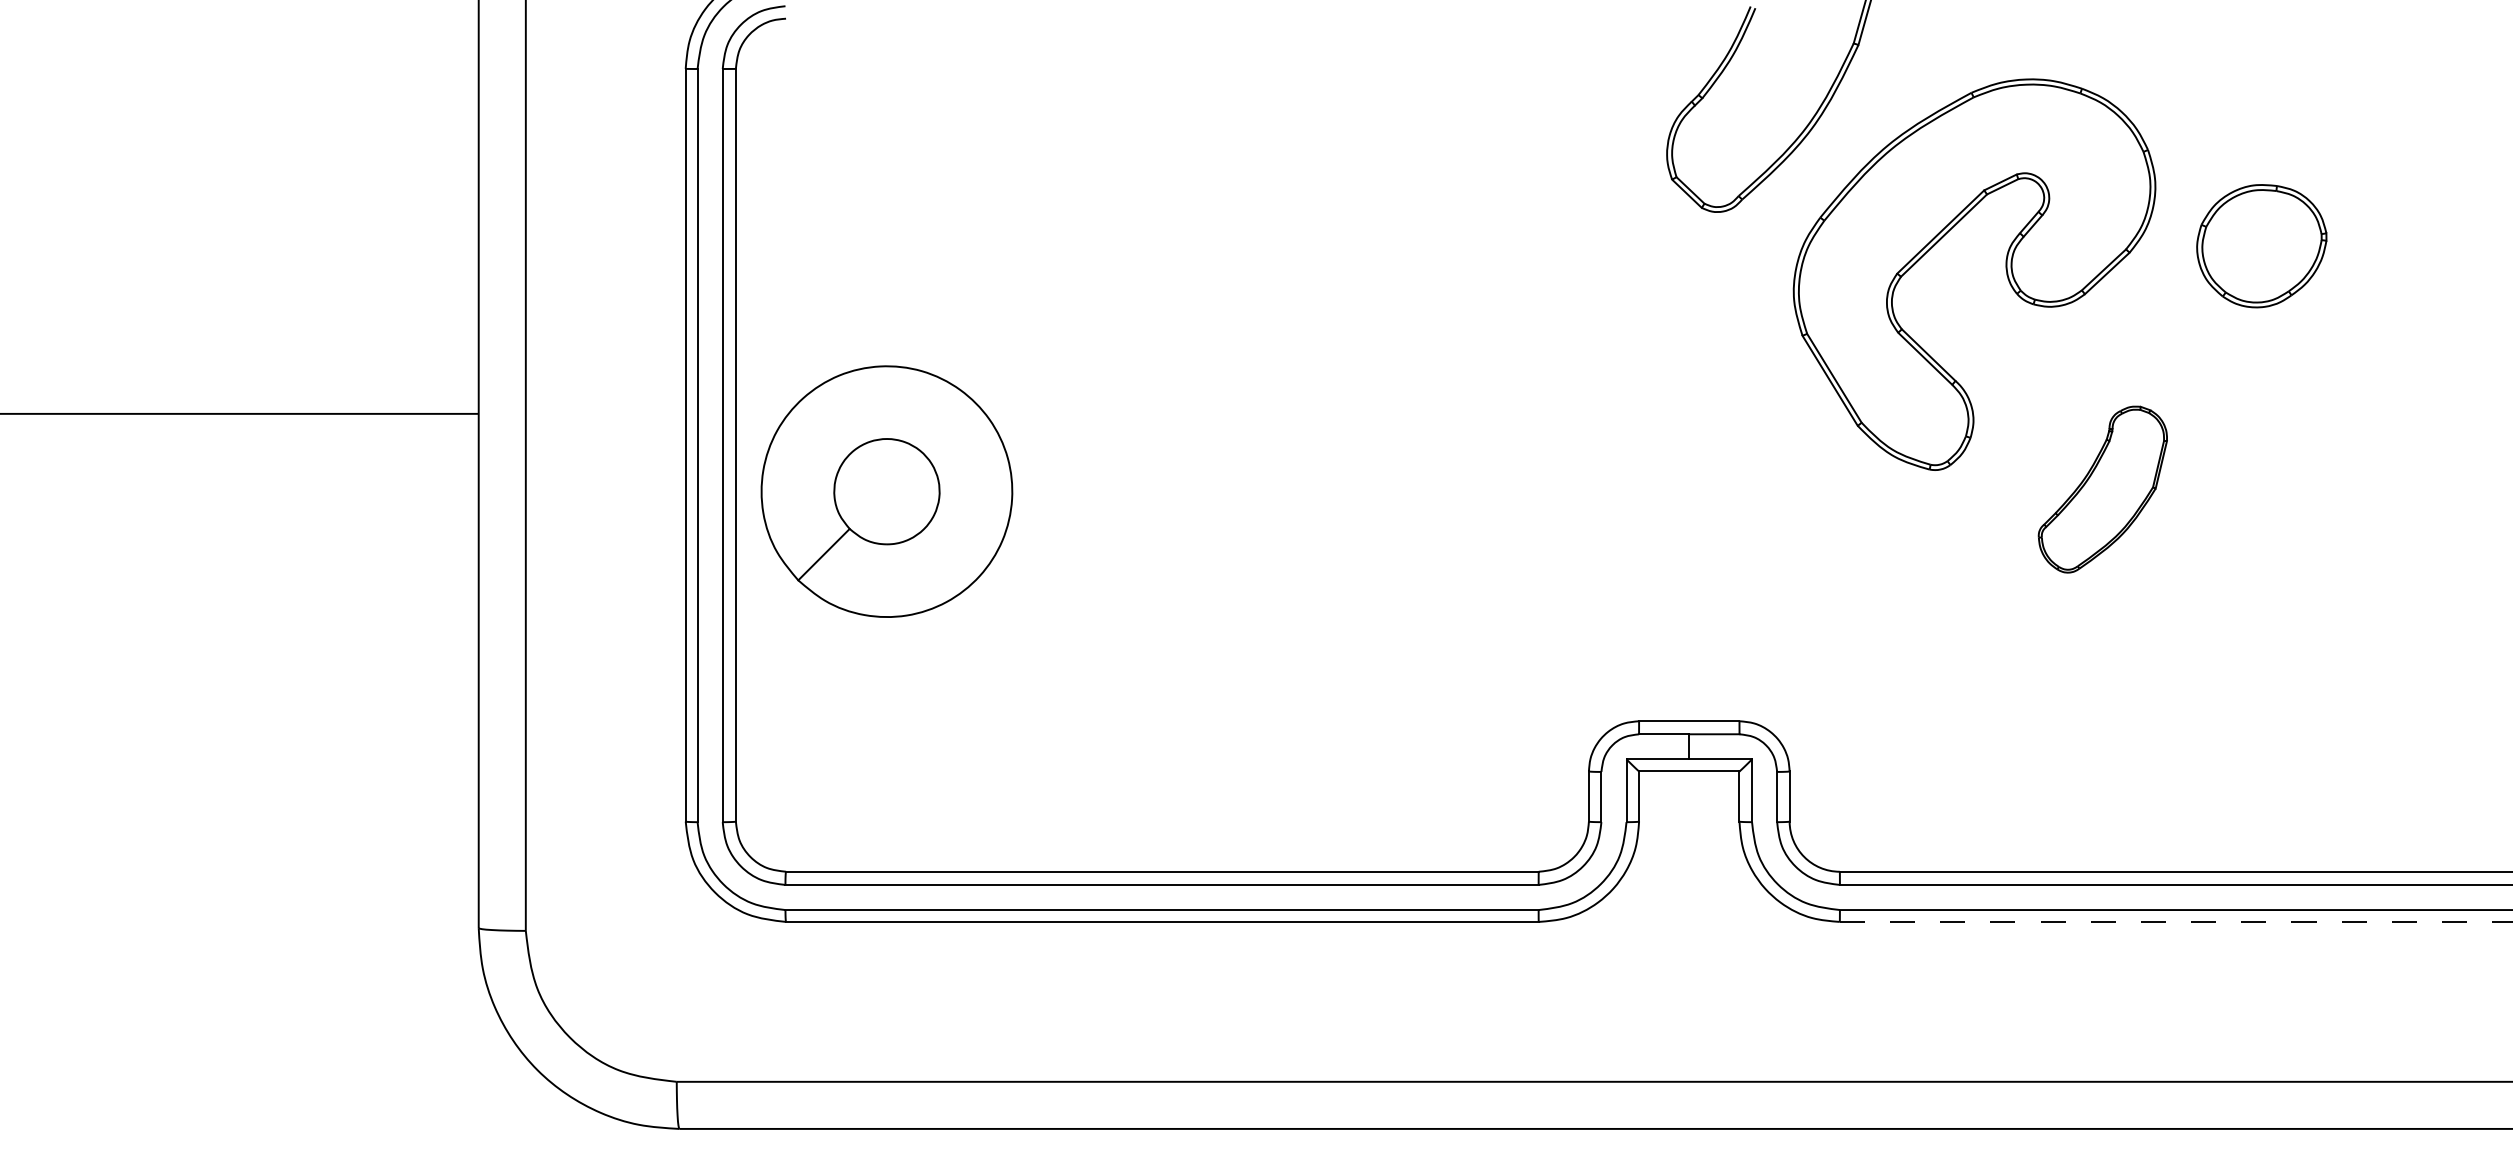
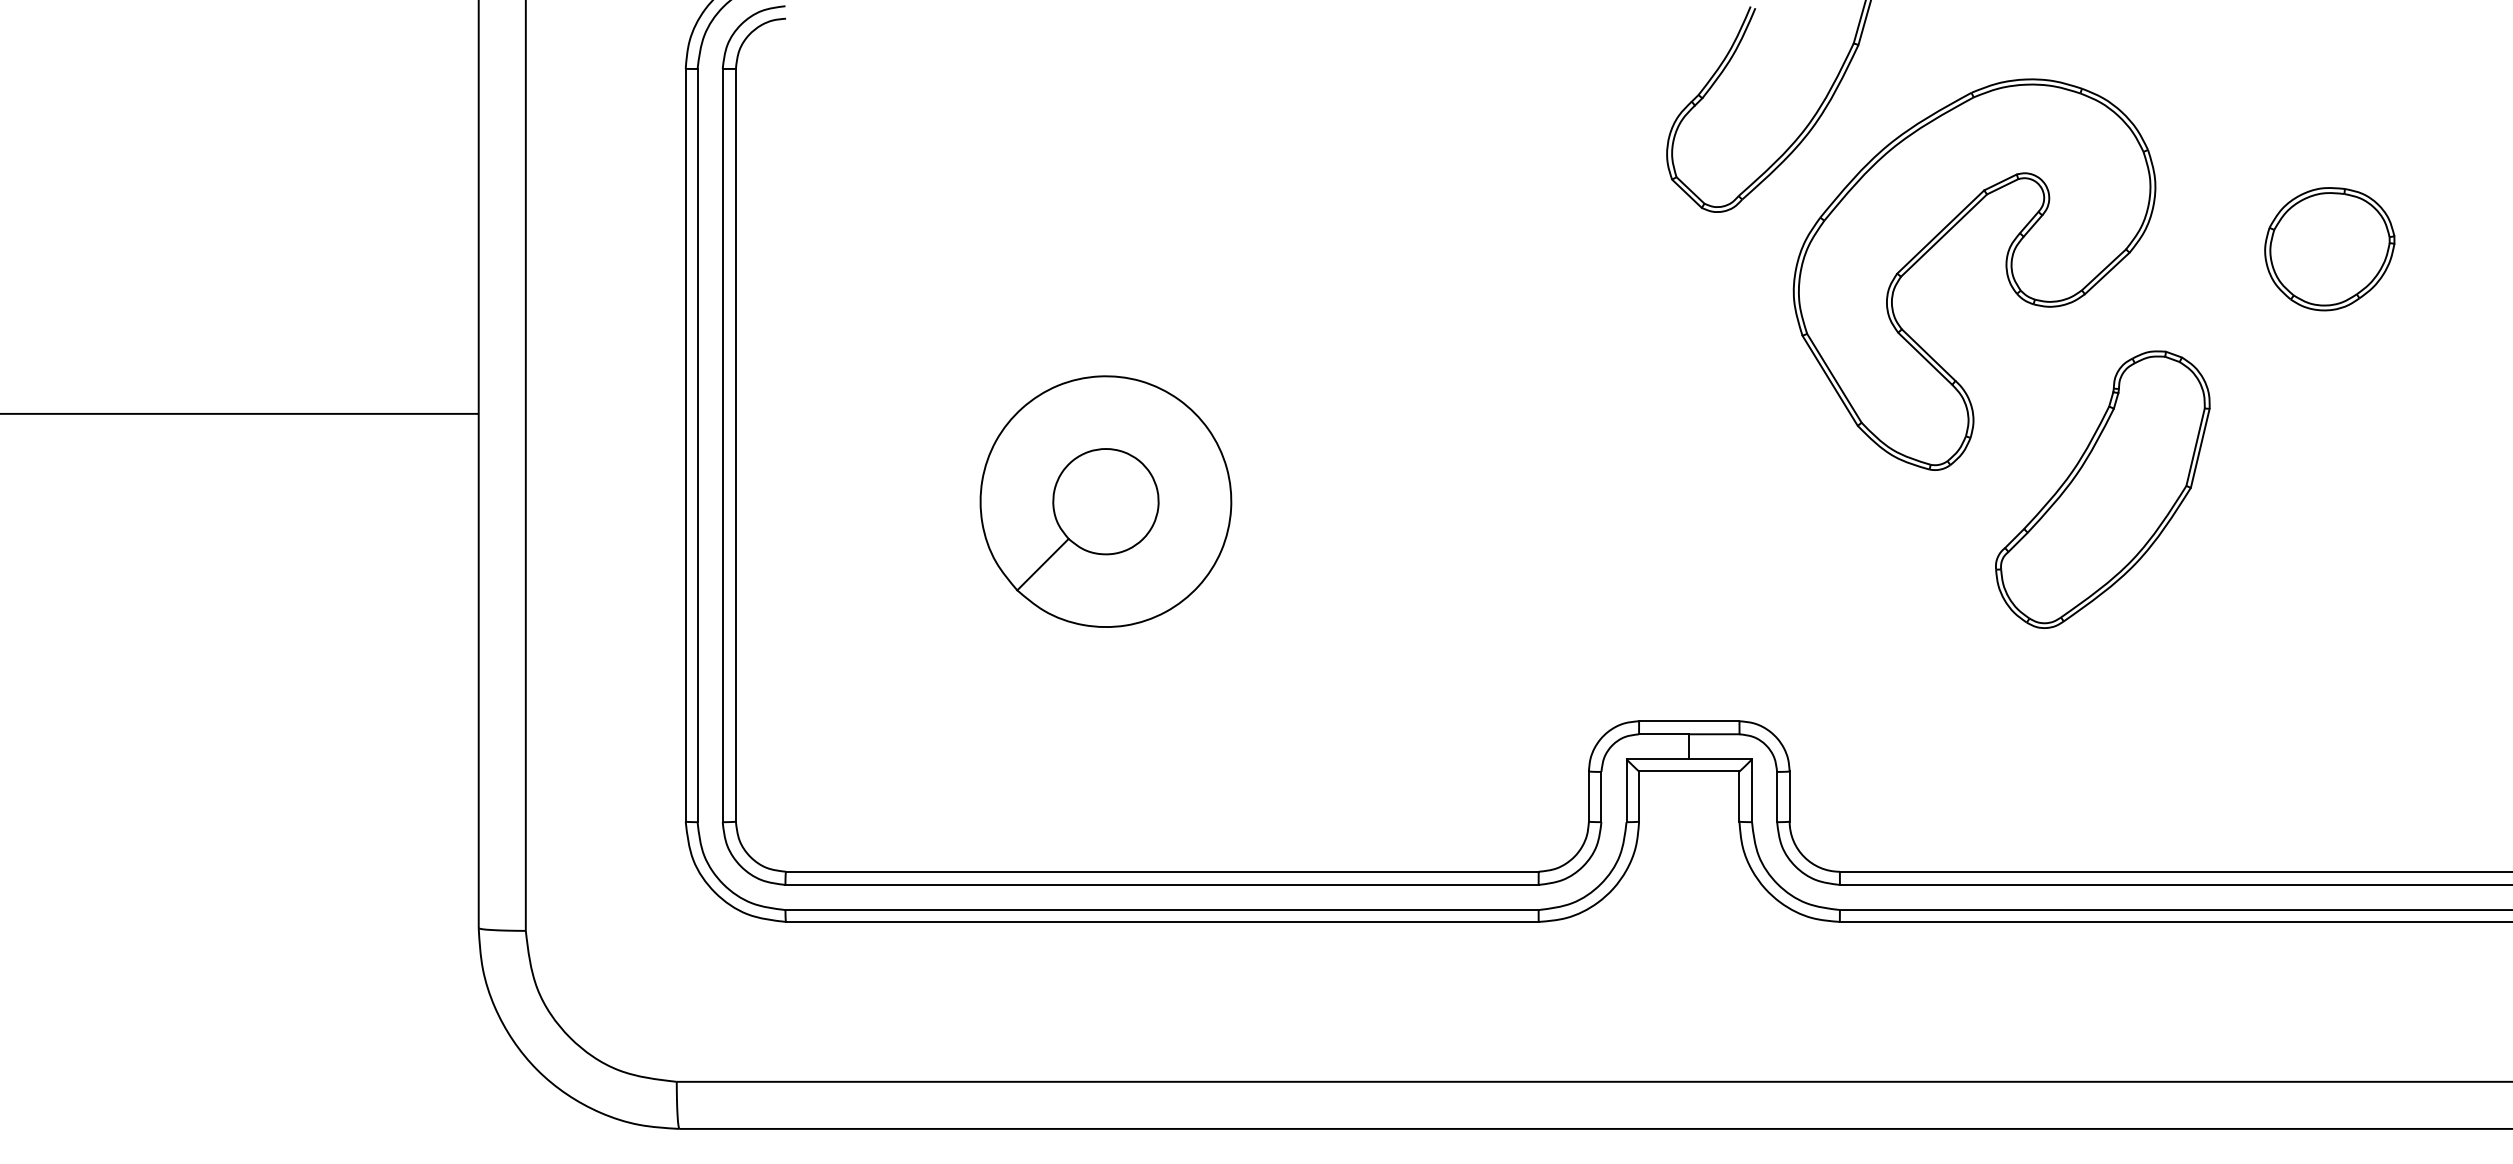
part position: (2261, 246) -> (2329, 249) (2329, 249)
part size: 131x169 px -> 216x279 px (2102, 489)
part position: (886, 491) -> (1105, 501) (1105, 501)
line: dashed -> solid (2176, 921)
